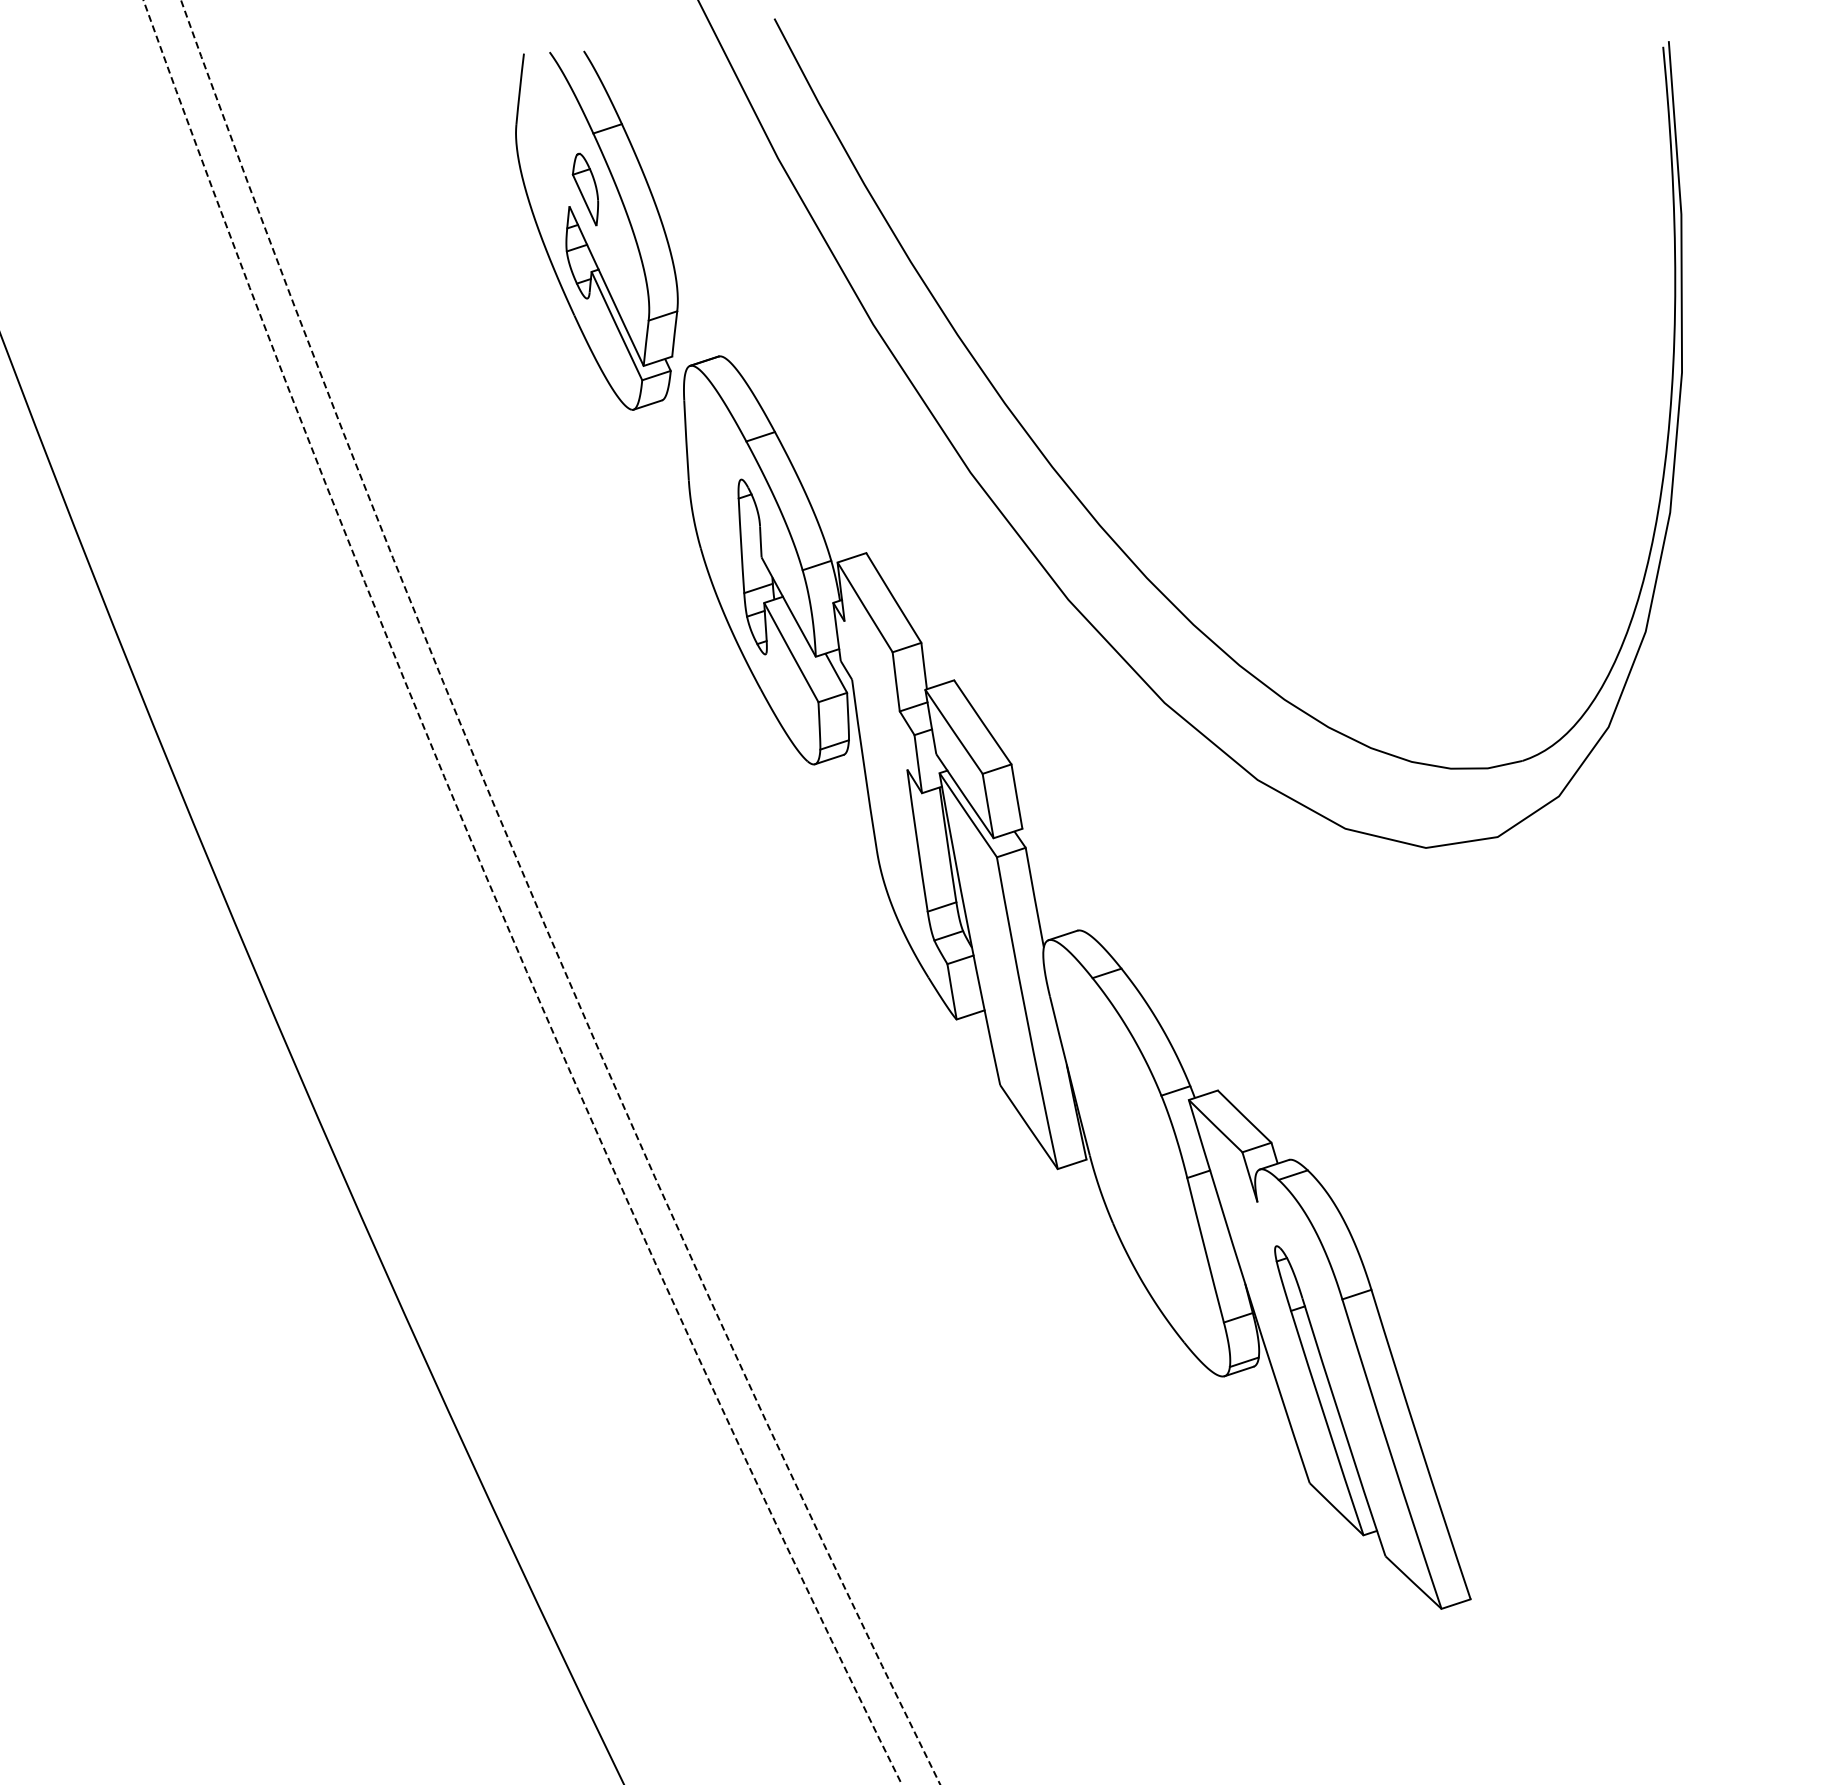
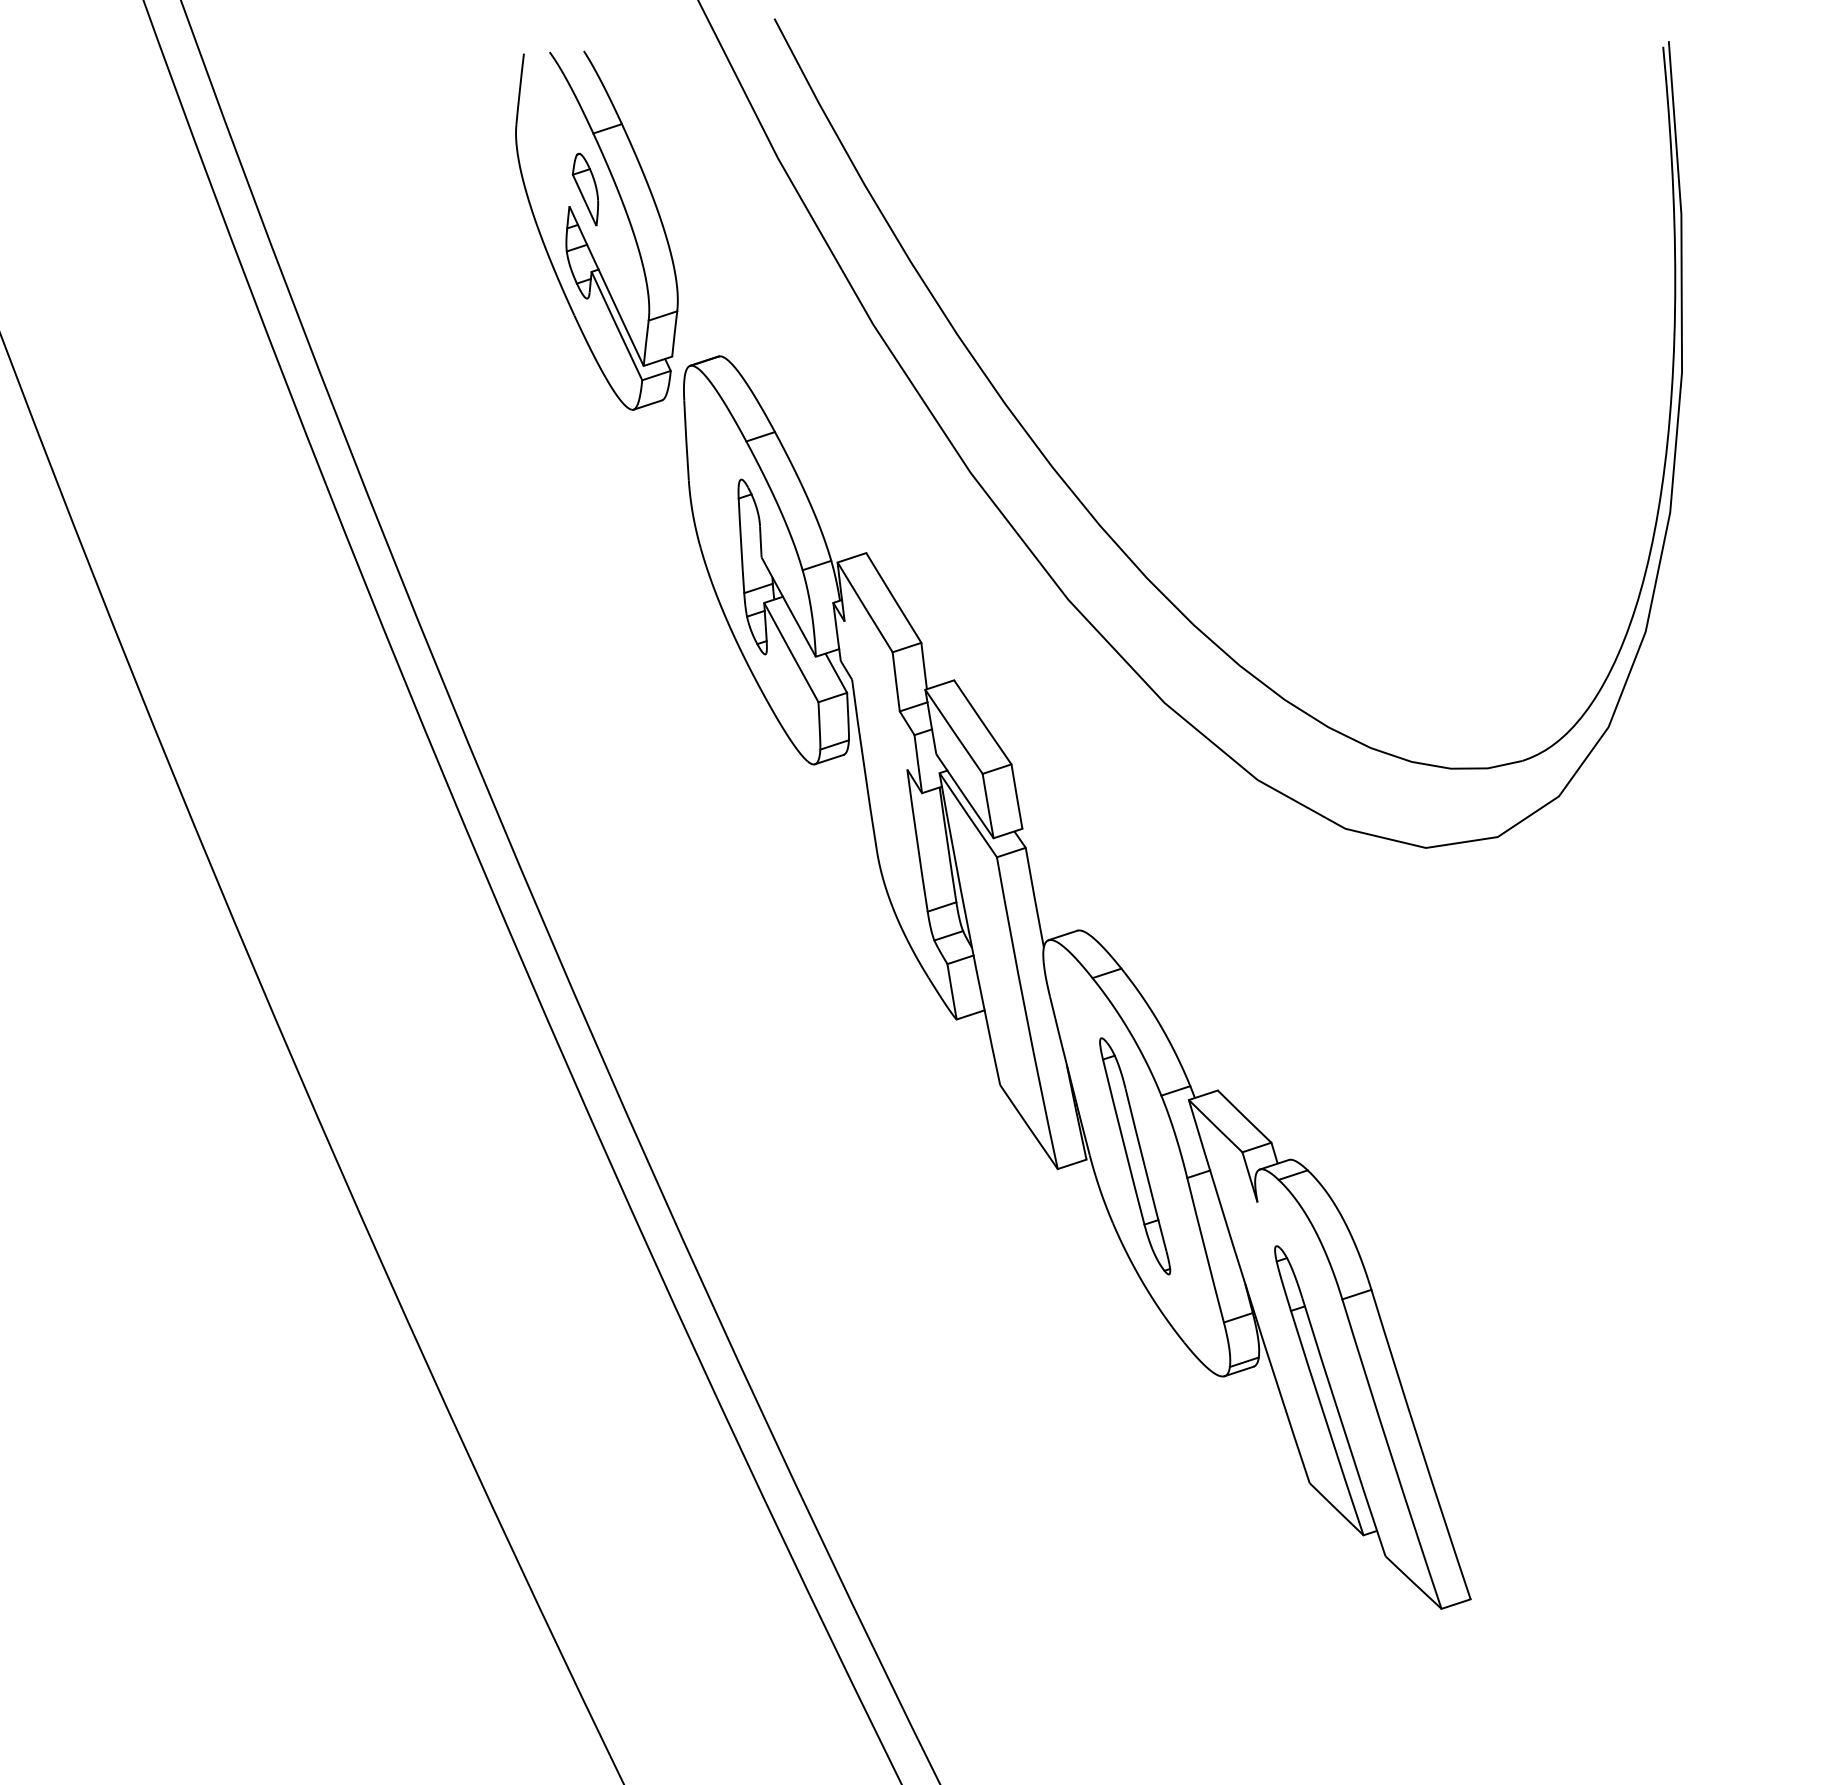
circle: dashed -> solid (522, 892)
arc: dashed -> solid (535, 902)
part: none -> present (1135, 1156)
